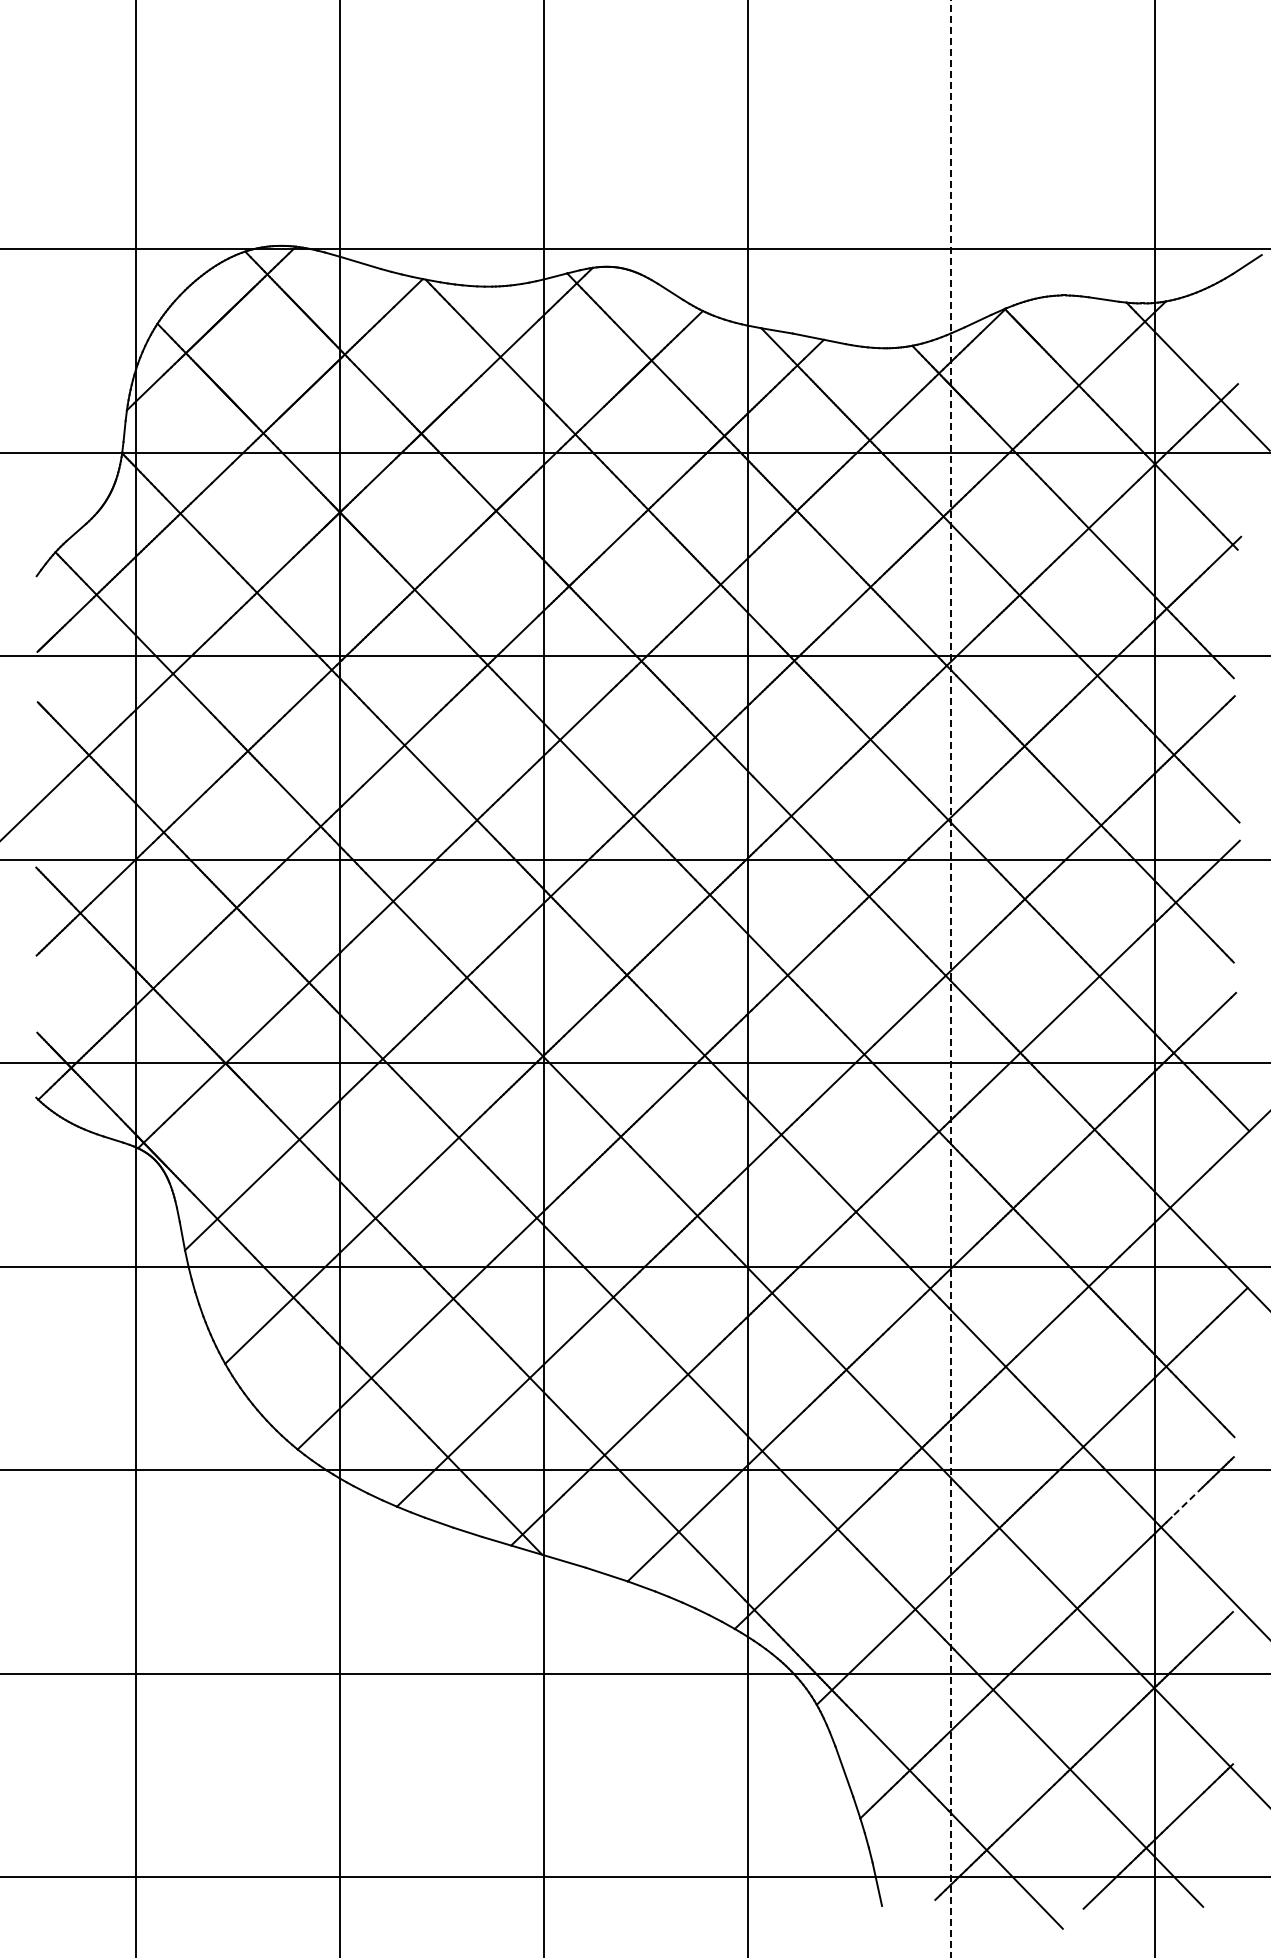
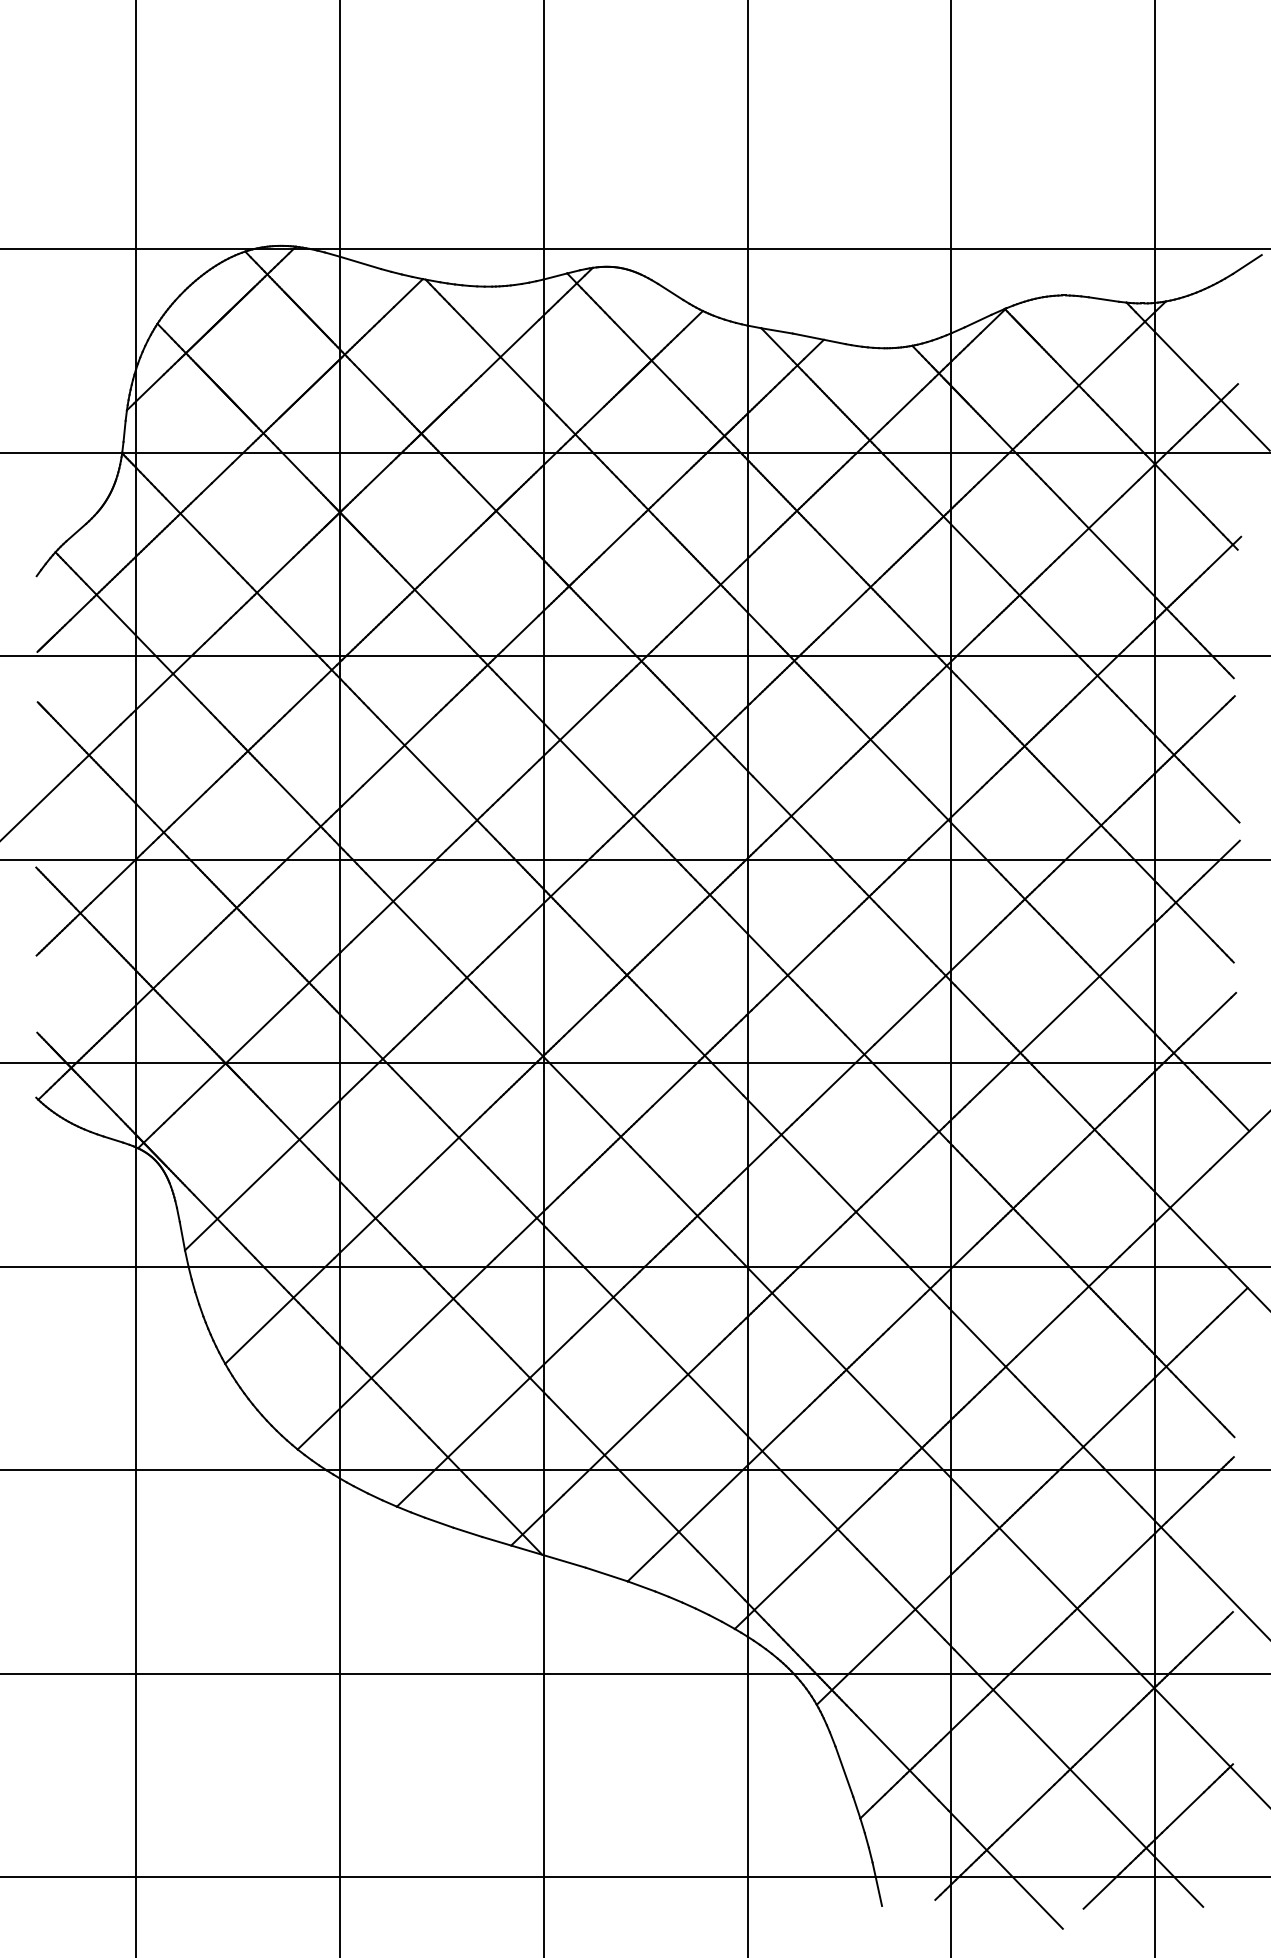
line: dashed -> solid (951, 979)
line: dashed -> solid (1187, 1502)
